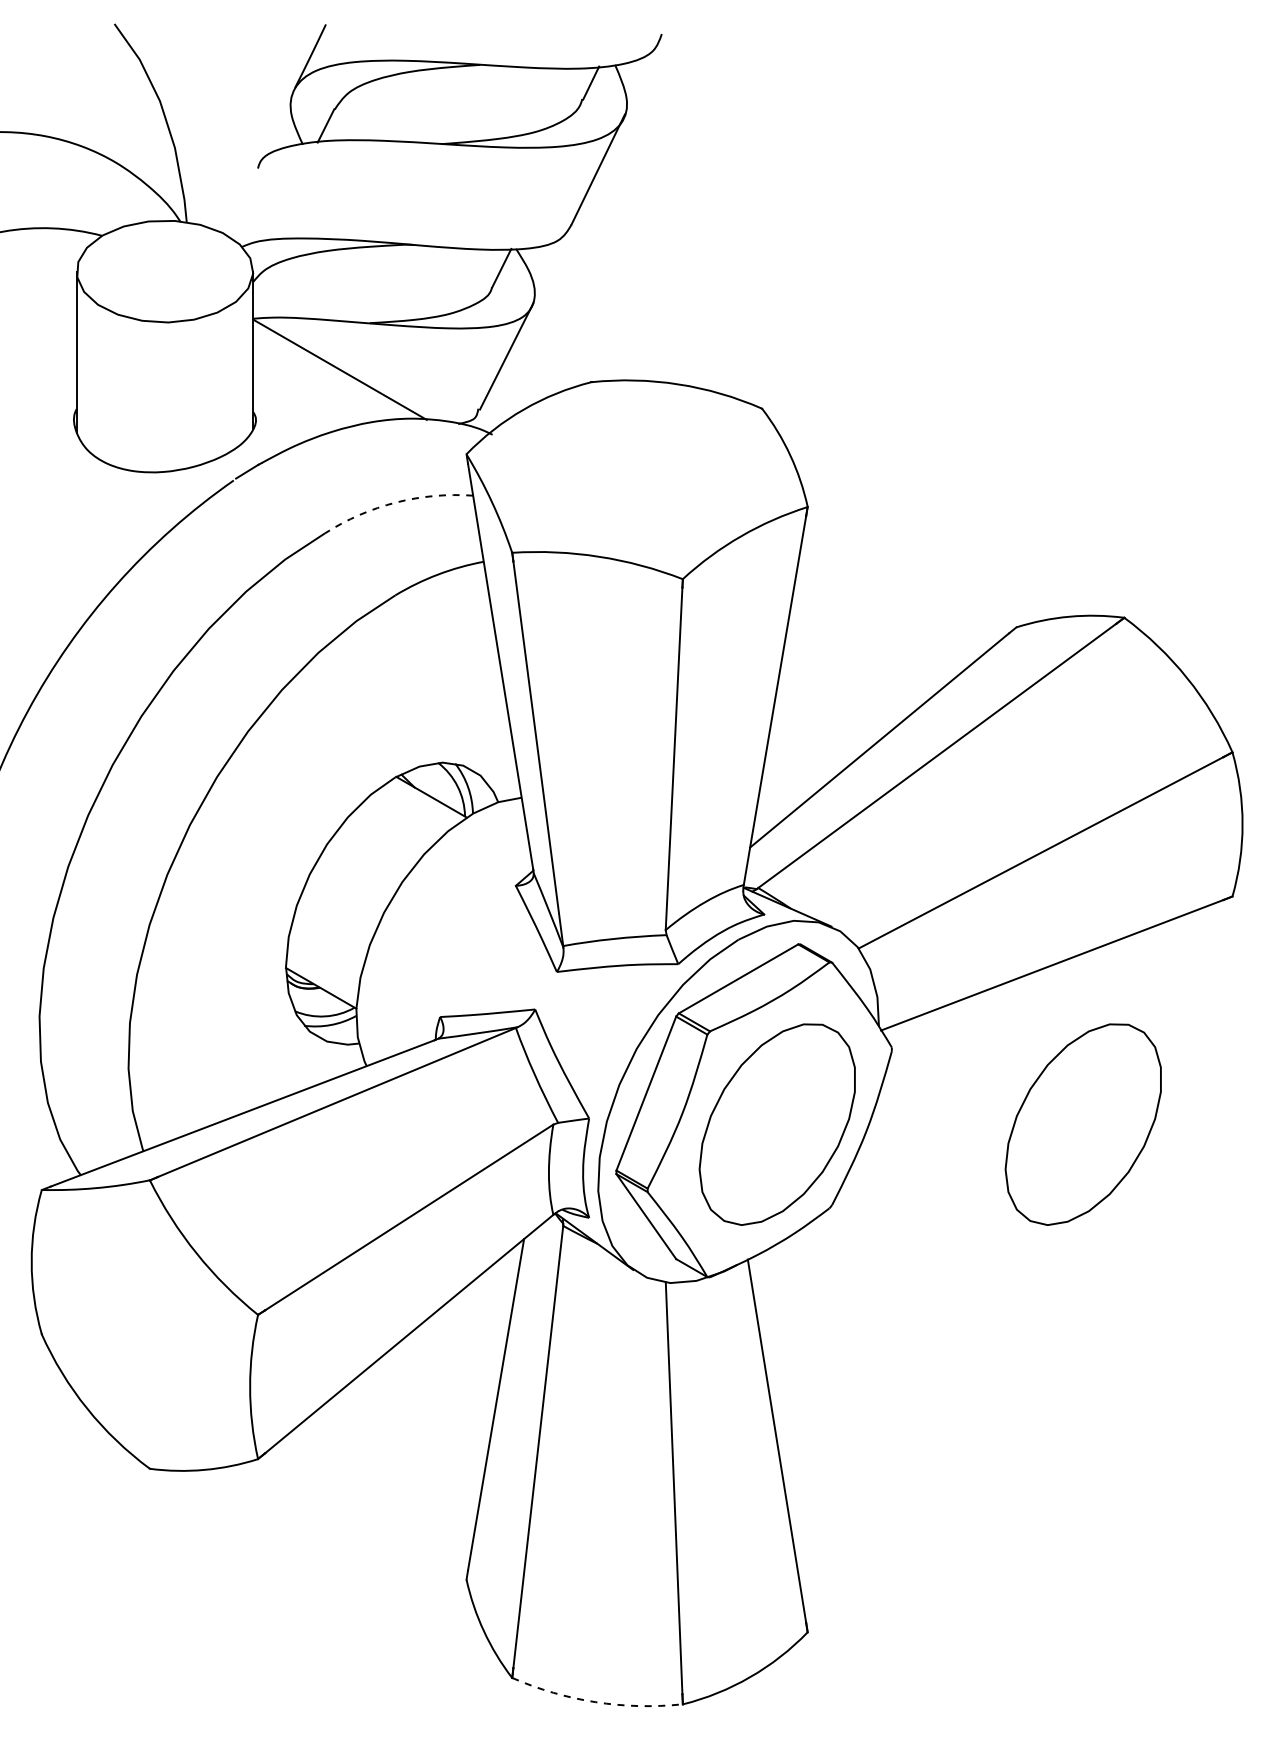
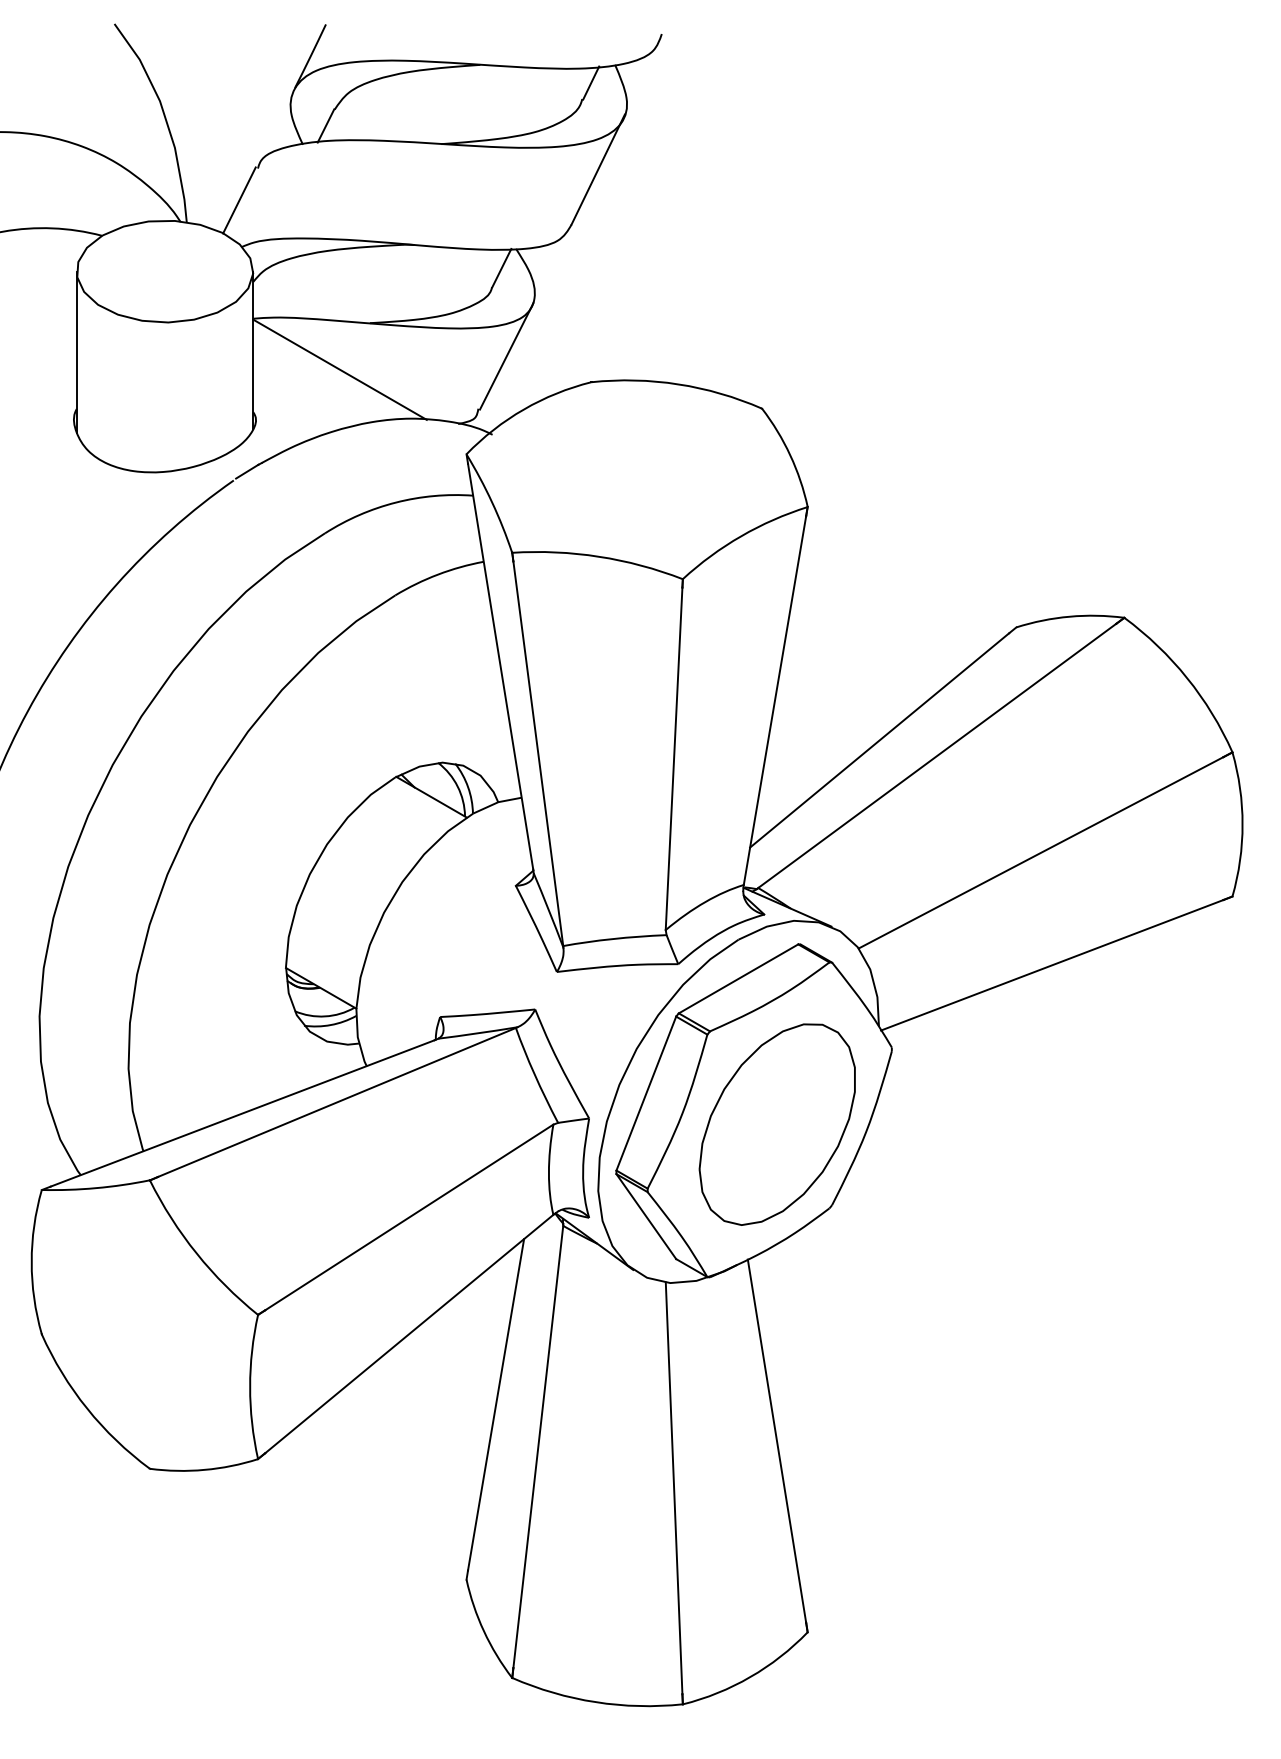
line: none -> present (239, 200)
arc: dashed -> solid (396, 502)
part: present -> none (1082, 1124)
arc: dashed -> solid (595, 1702)
